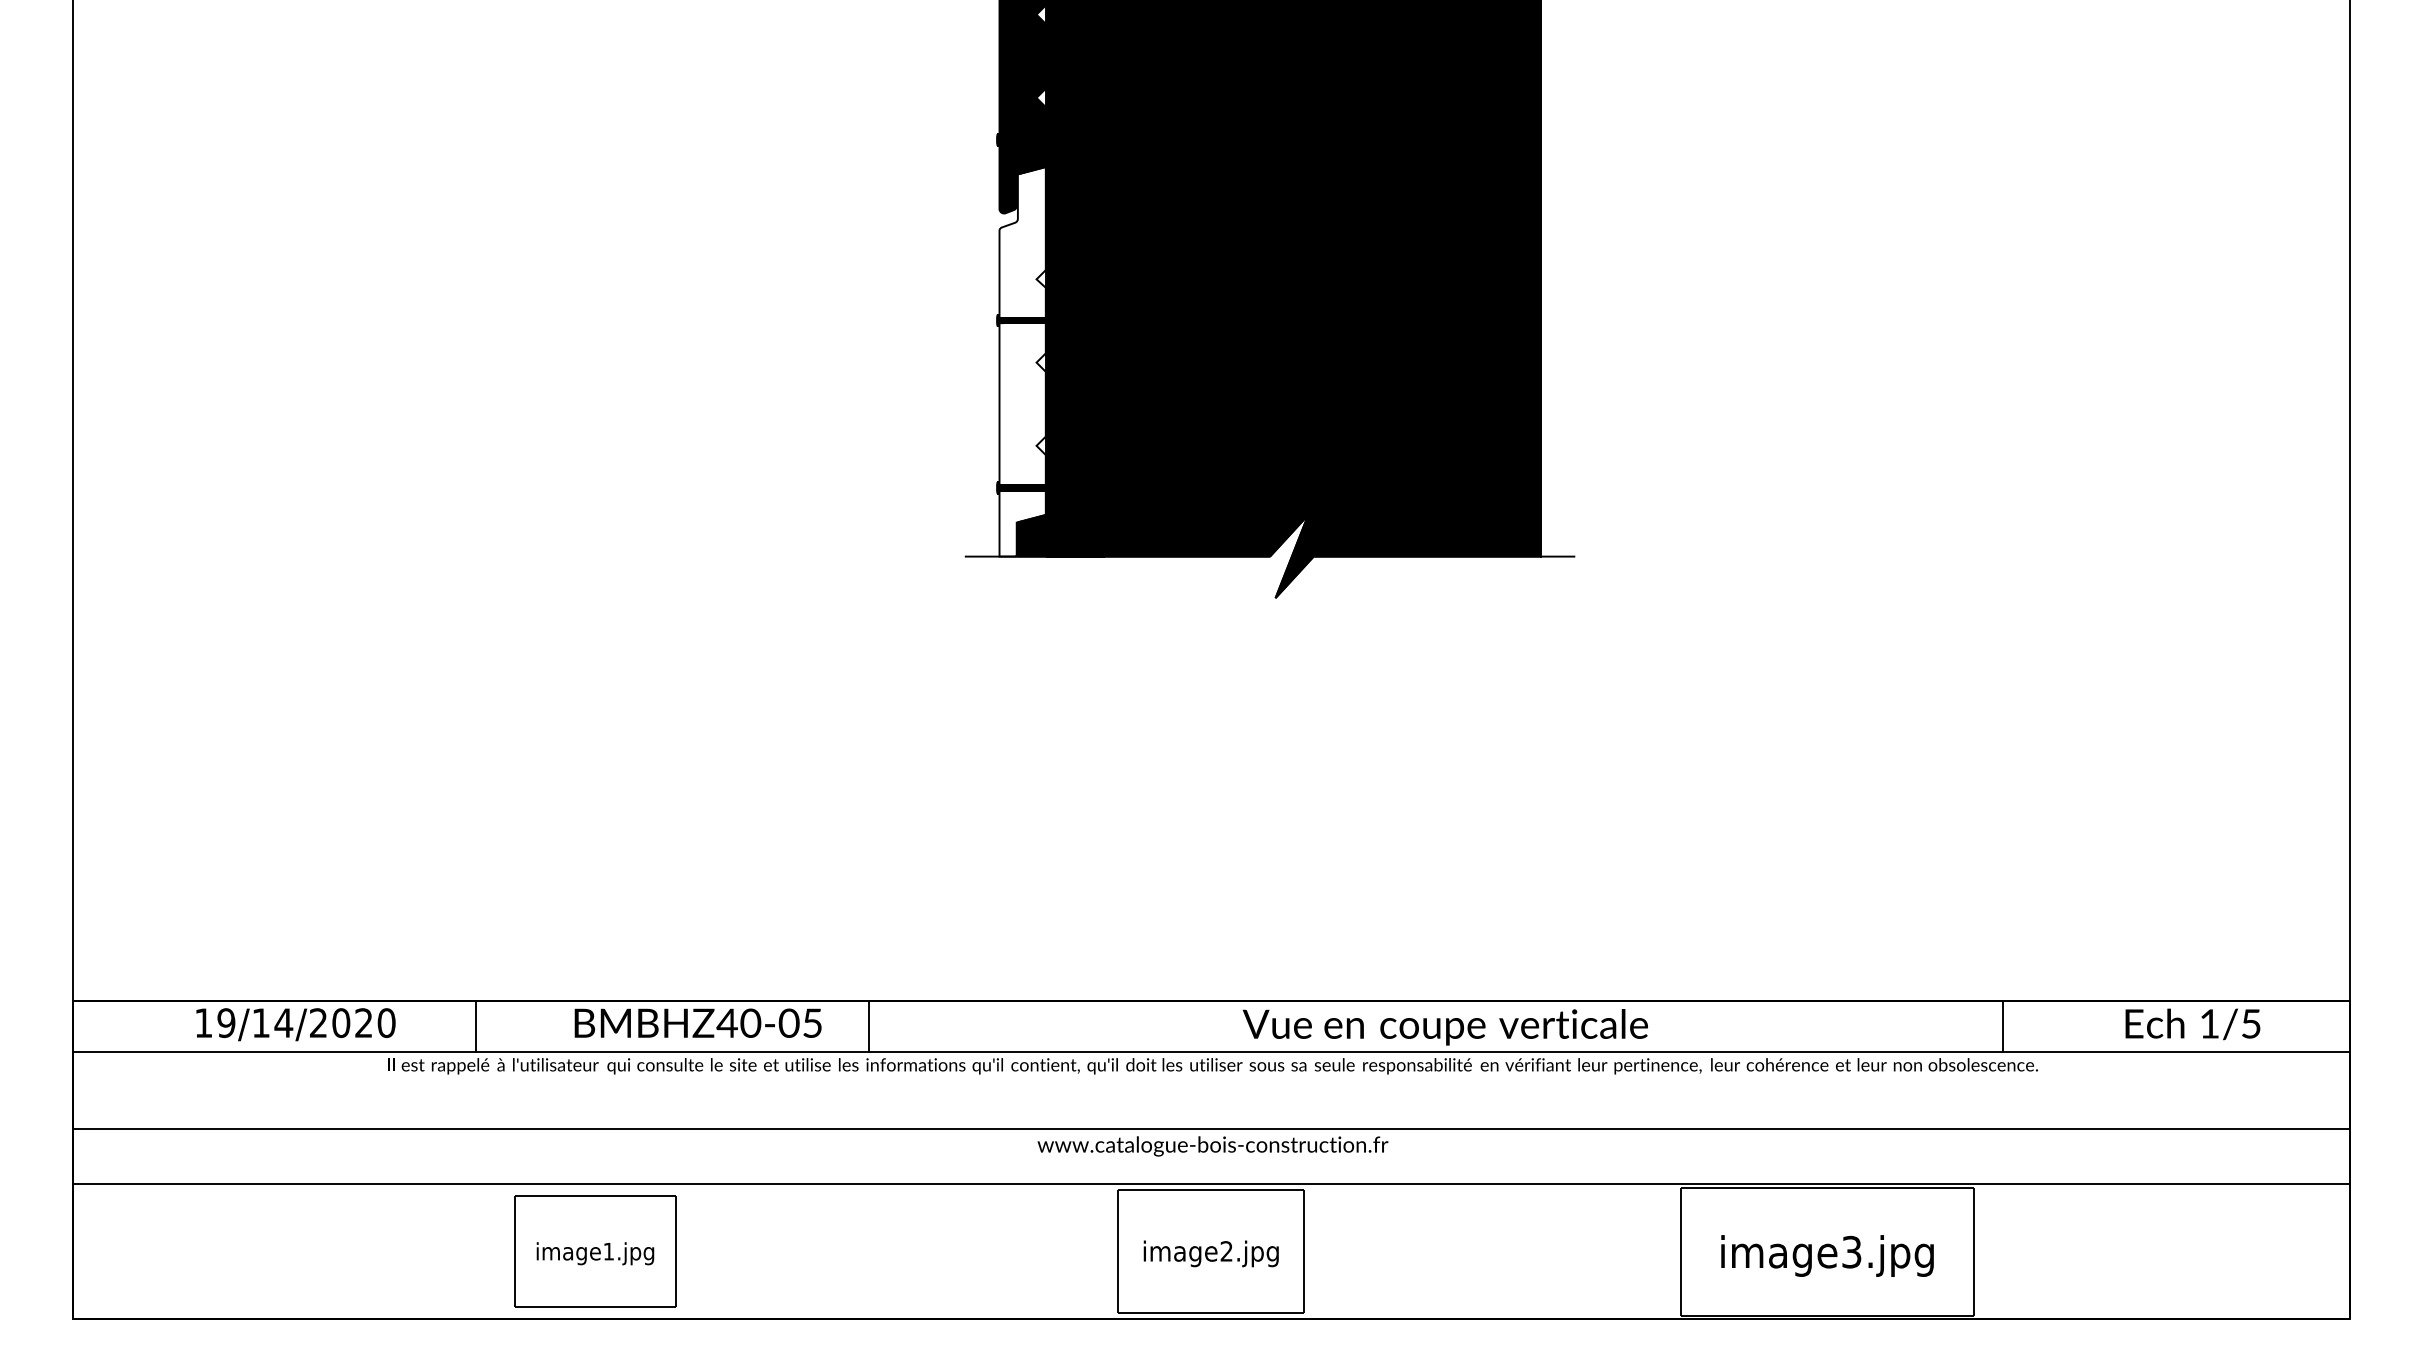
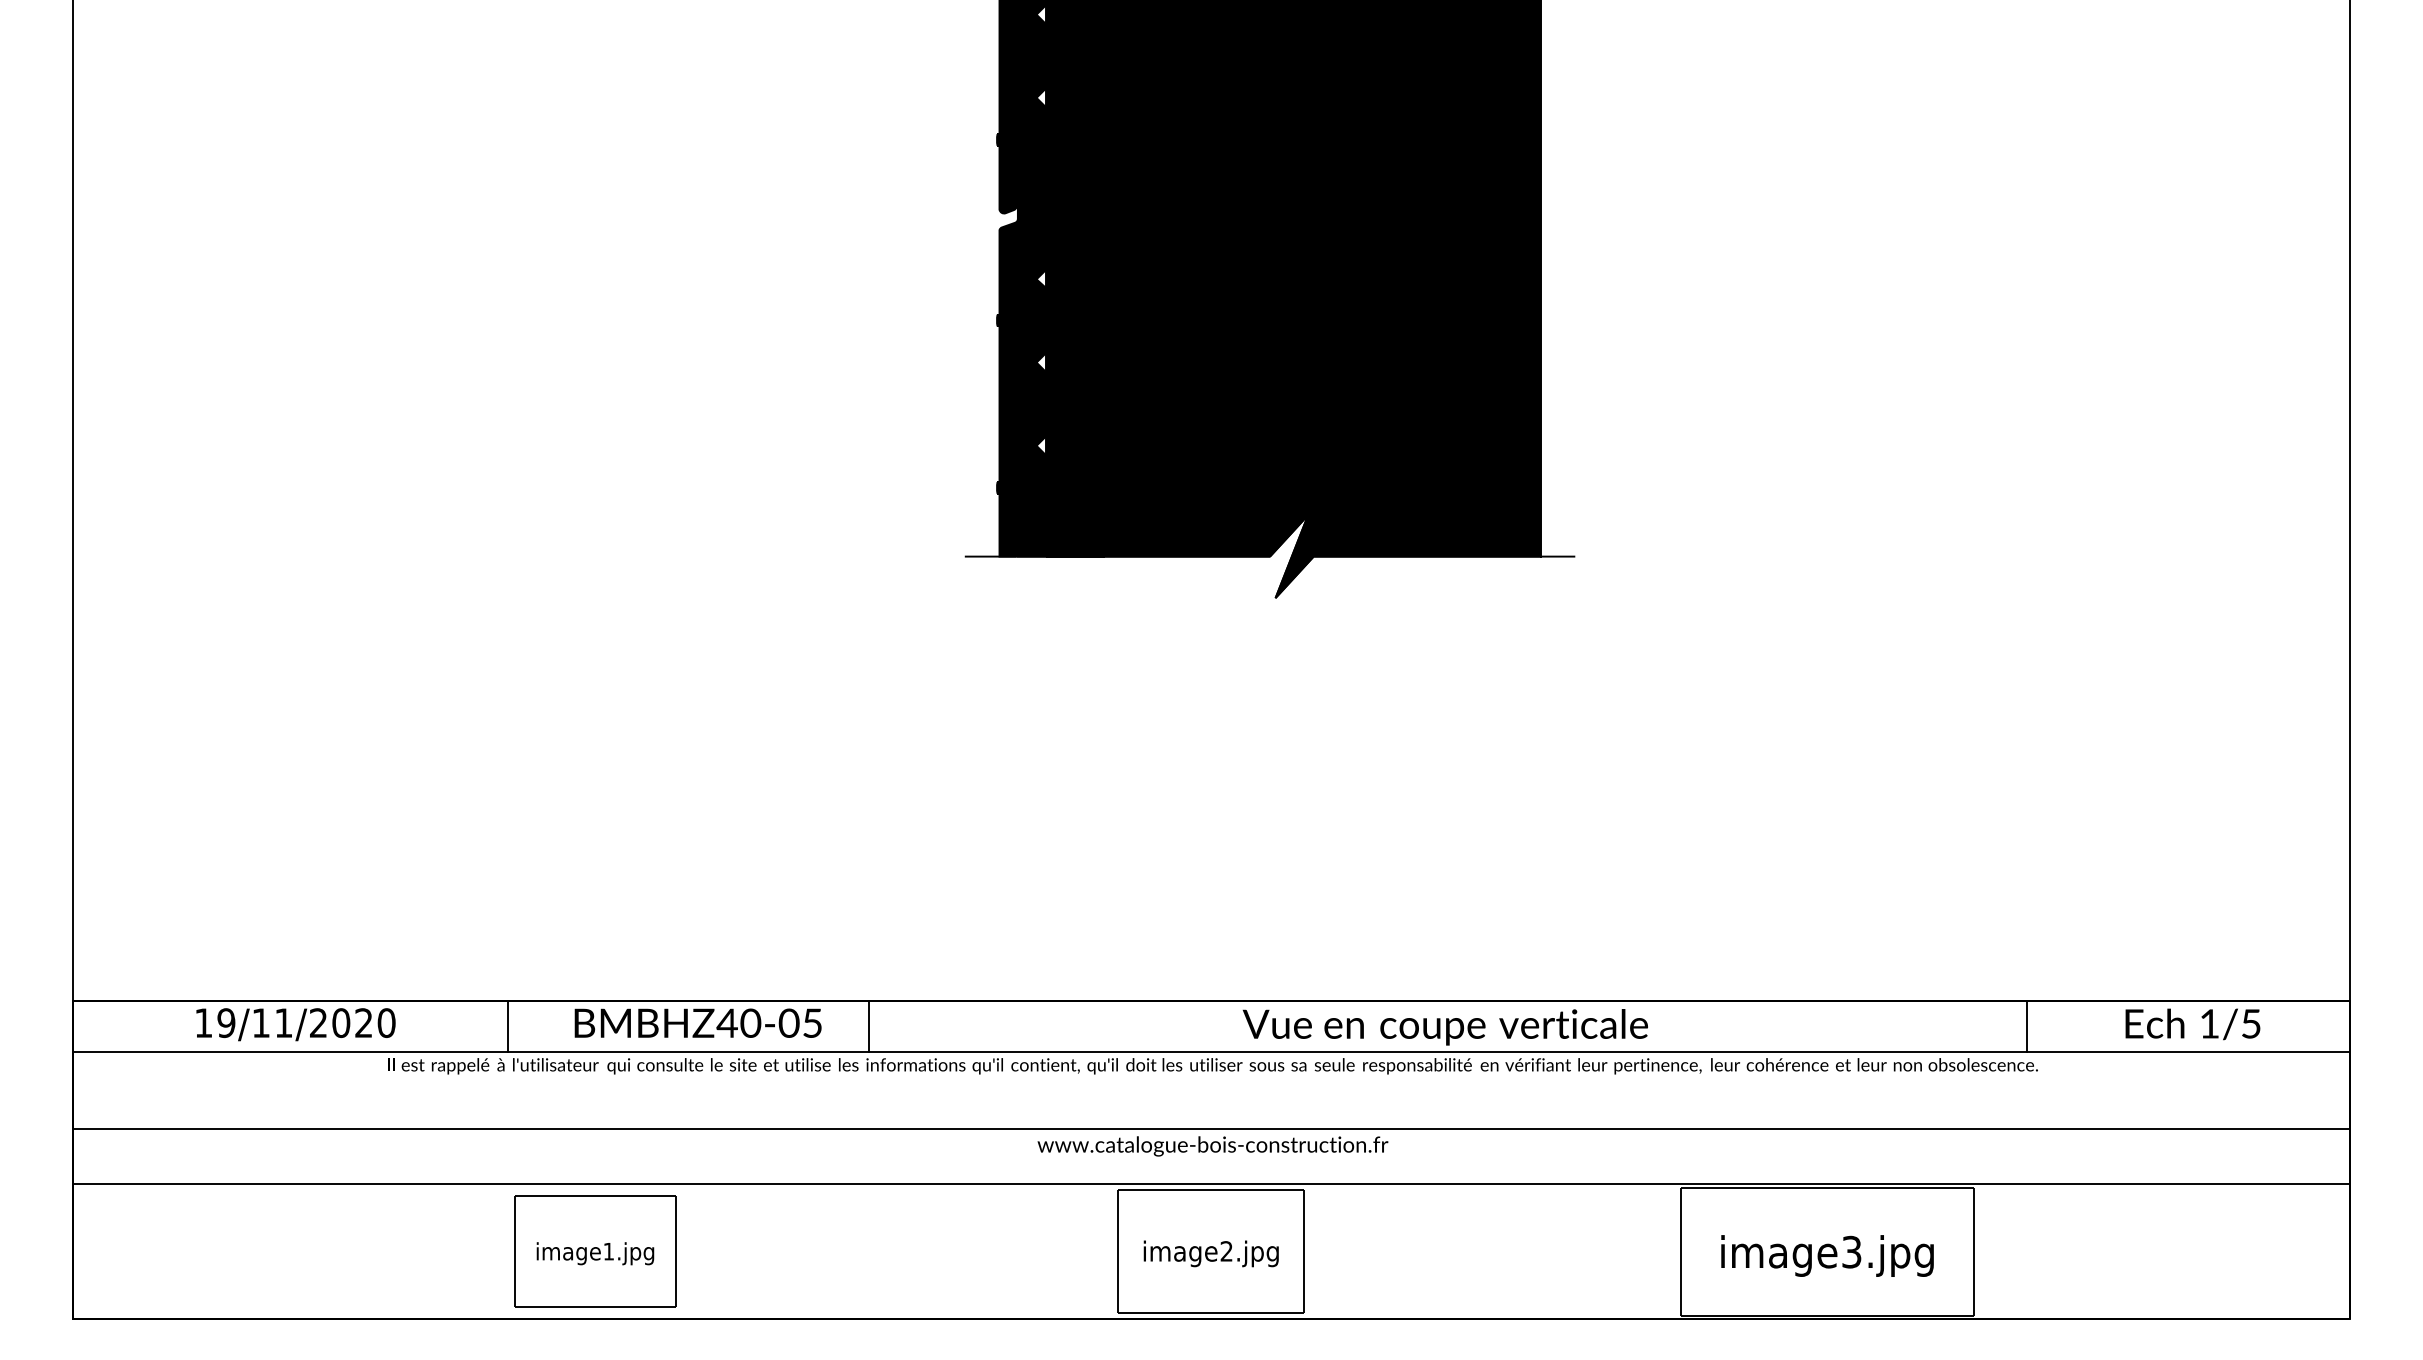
fill: none -> present (1022, 361)
text: 19/14/2020 -> 19/11/2020 (283, 1022)
line position: (475, 1026) -> (507, 1026) (507, 1026)
line position: (2003, 1026) -> (2027, 1026) (2027, 1026)
